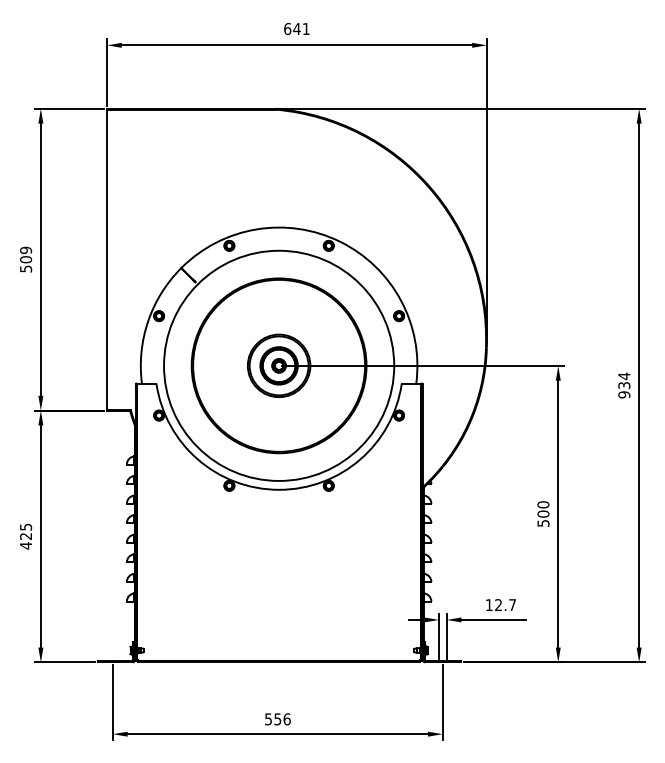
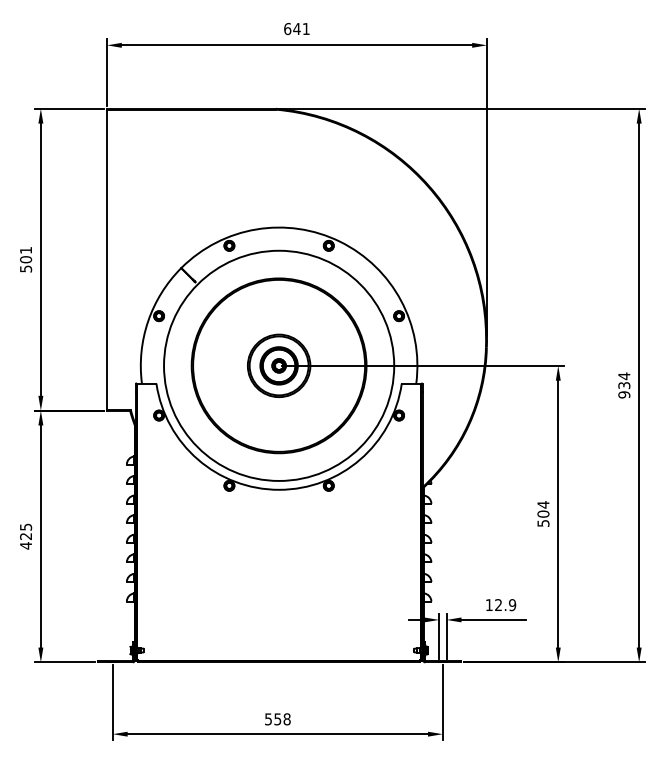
text: 509 -> 501 (26, 250)
text: 500 -> 504 (543, 504)
text: 12.7 -> 12.9 (512, 605)
text: 556 -> 558 (286, 719)
